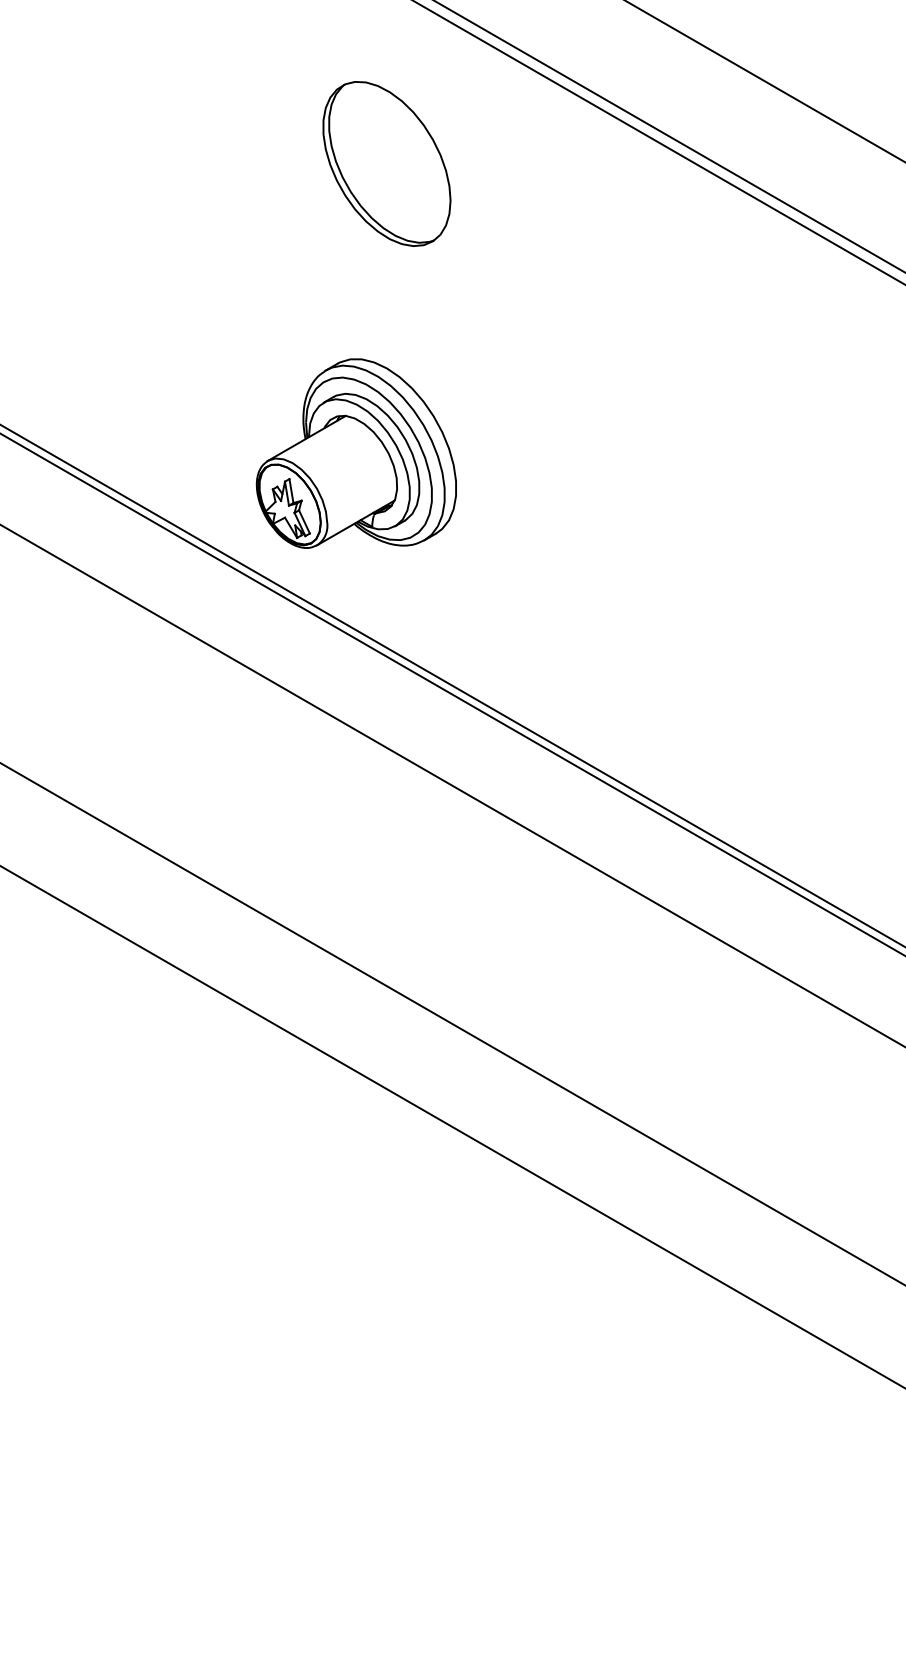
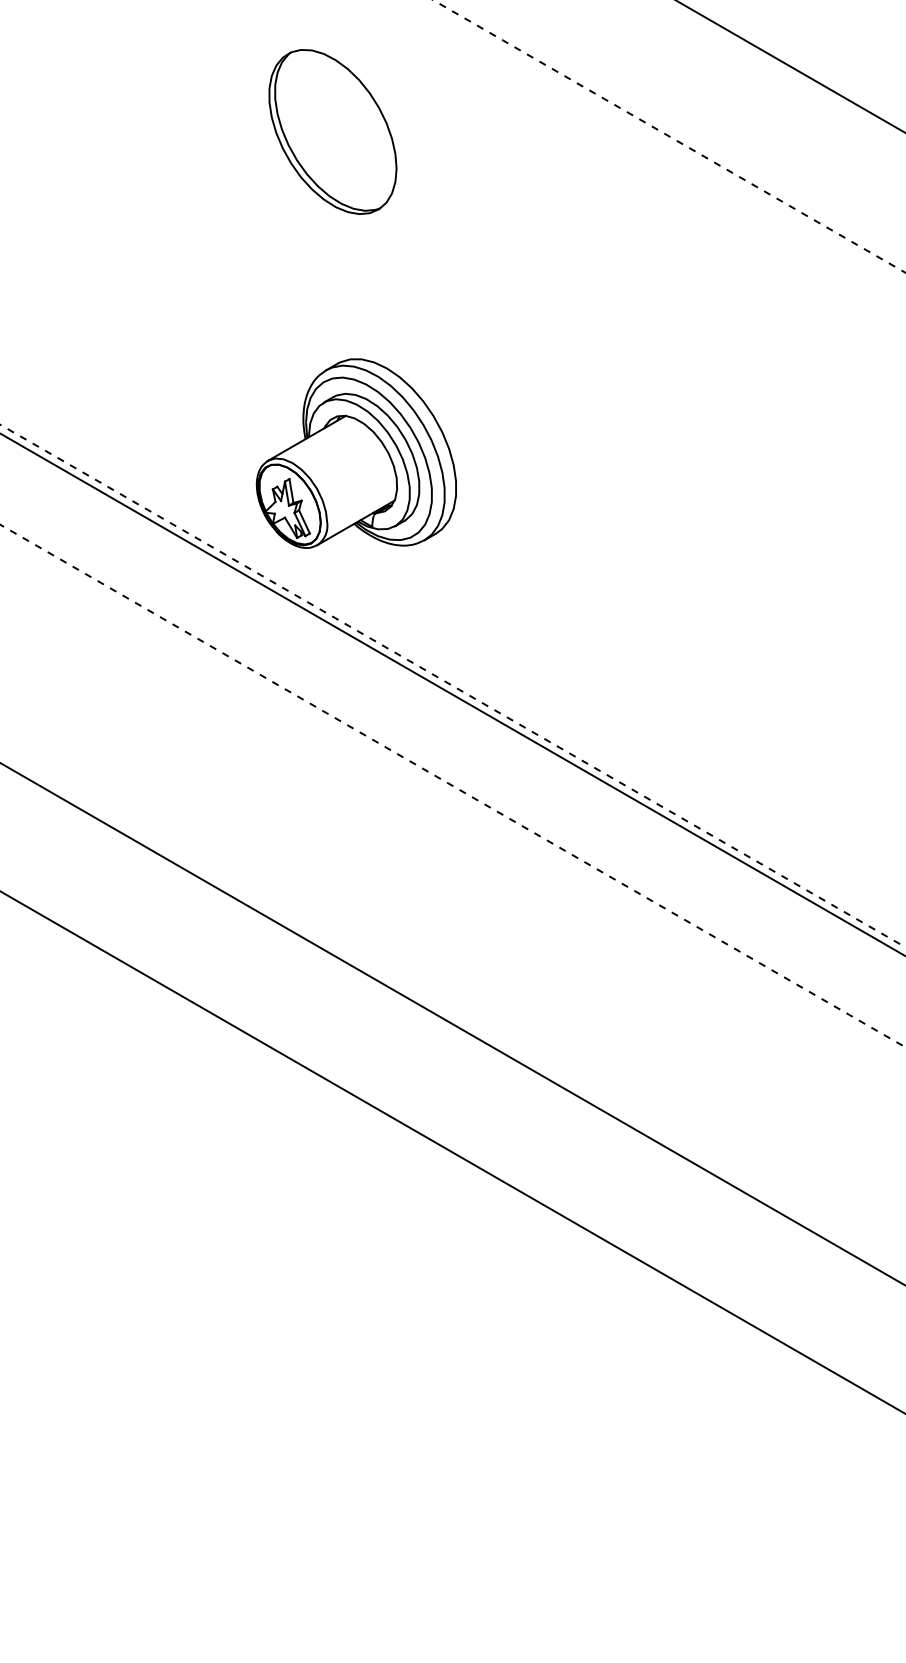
line position: (764, 81) -> (790, 66) (790, 66)
line: solid -> dashed (669, 136)
line: present -> none (658, 142)
part position: (386, 163) -> (332, 131) (332, 131)
line: solid -> dashed (453, 686)
line: solid -> dashed (453, 786)
line position: (452, 1126) -> (452, 1152) (452, 1152)
